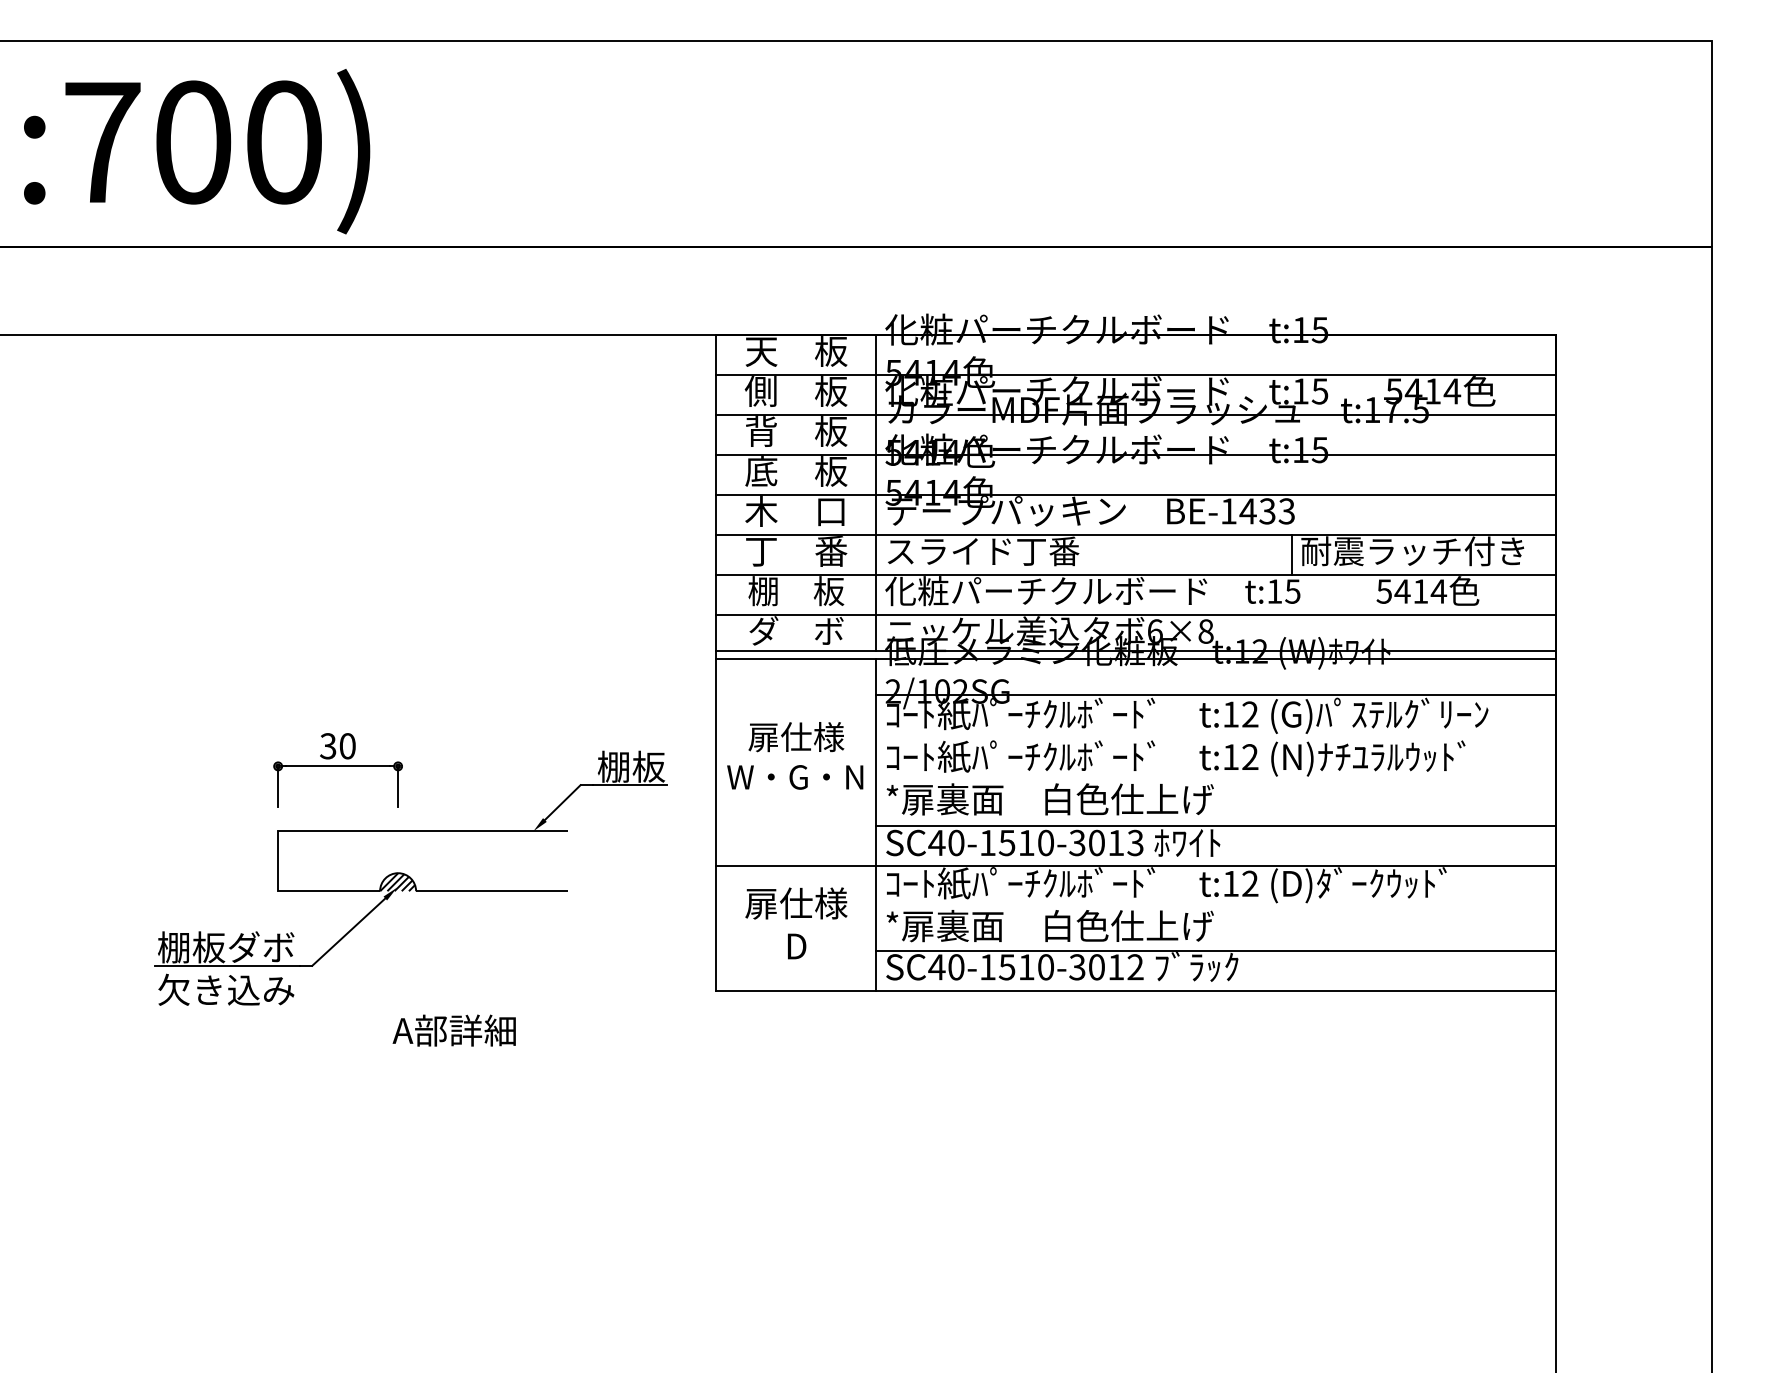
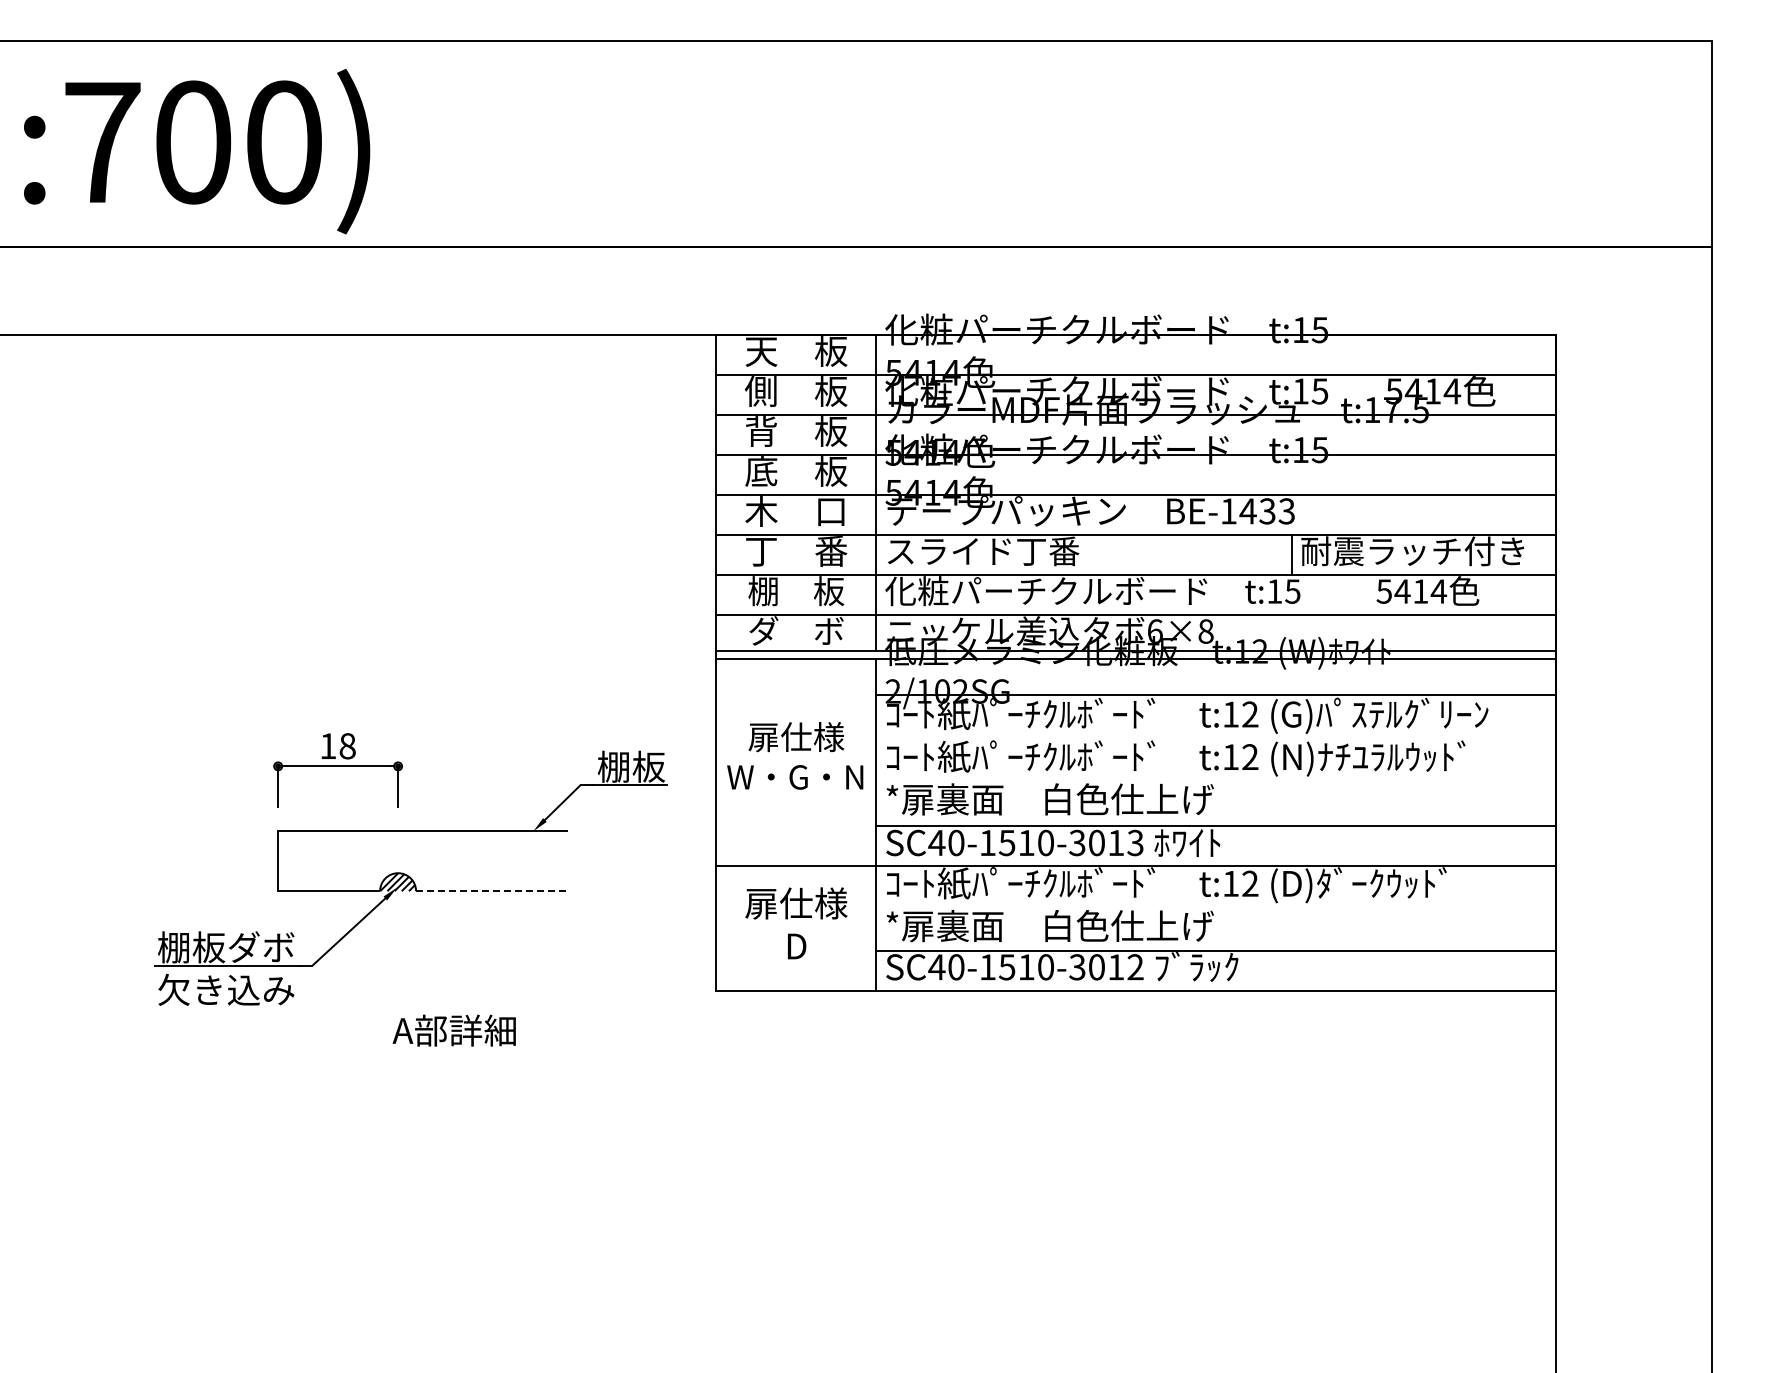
text: 30 -> 18 (337, 746)
line: solid -> dashed (492, 891)
